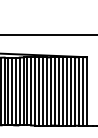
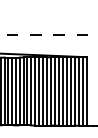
line: solid -> dashed (49, 34)
